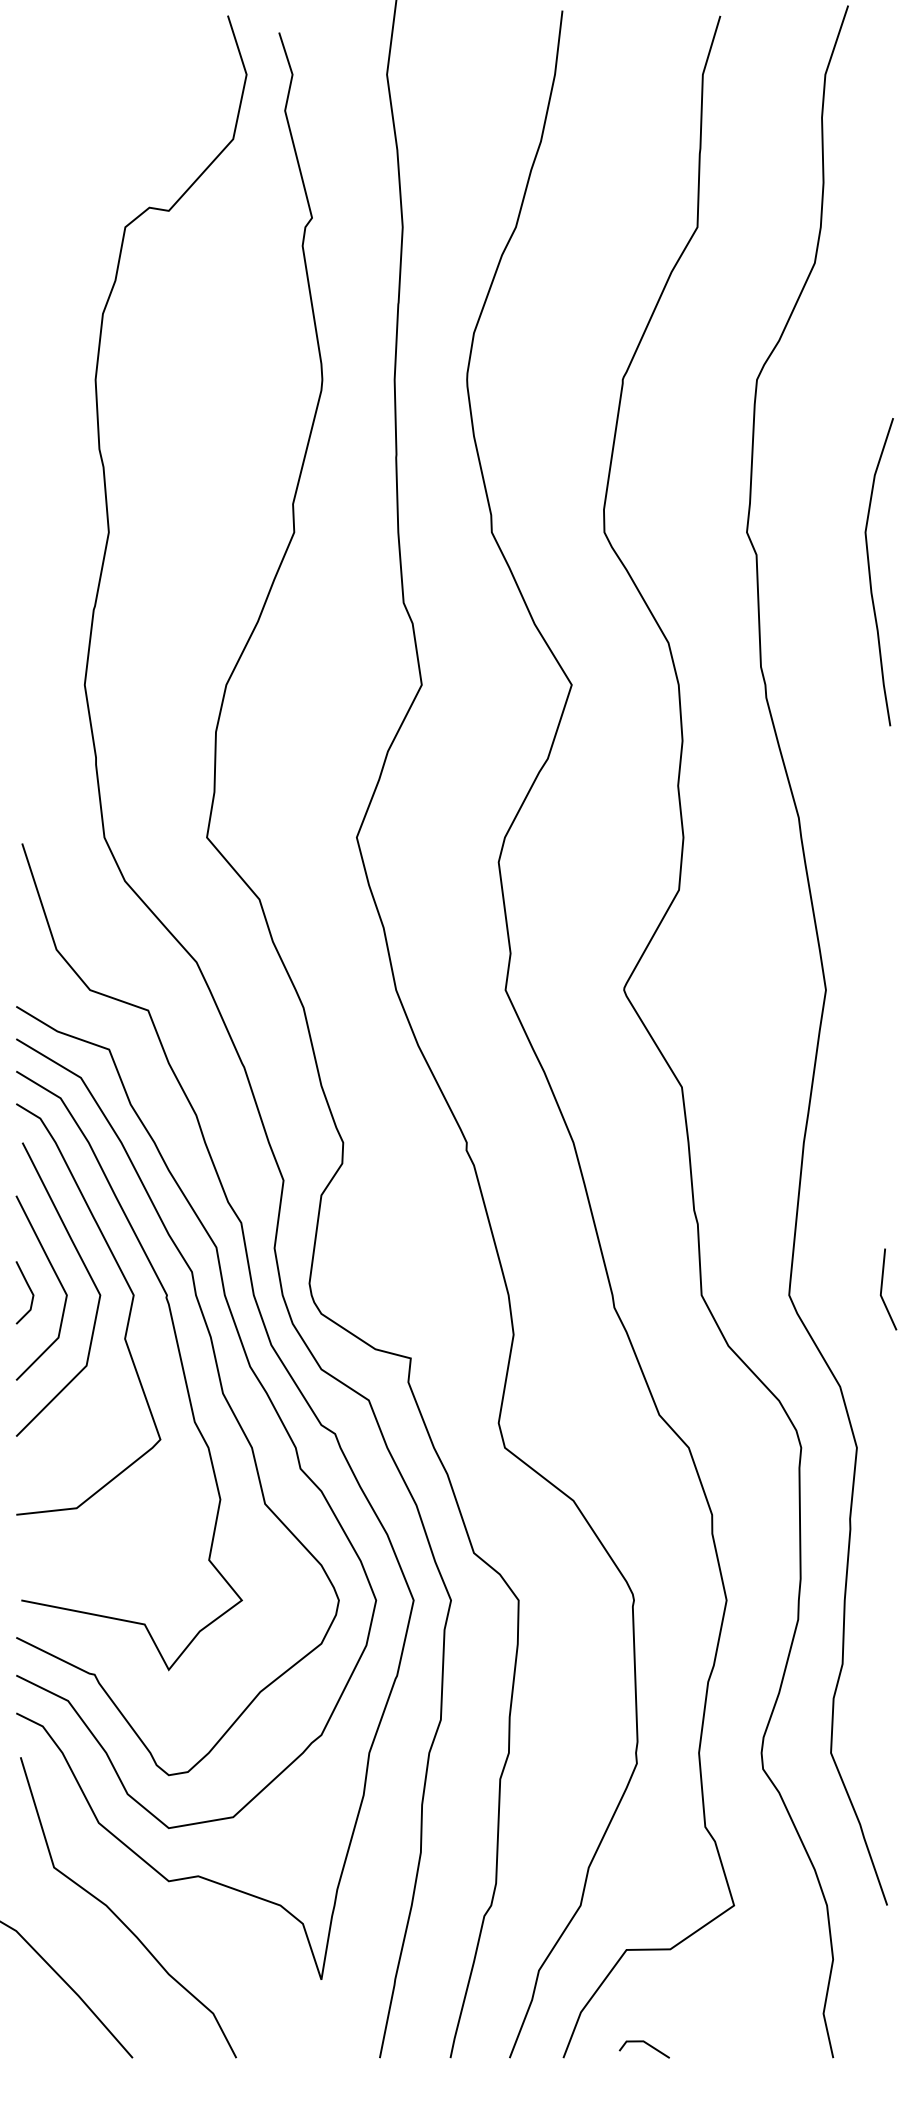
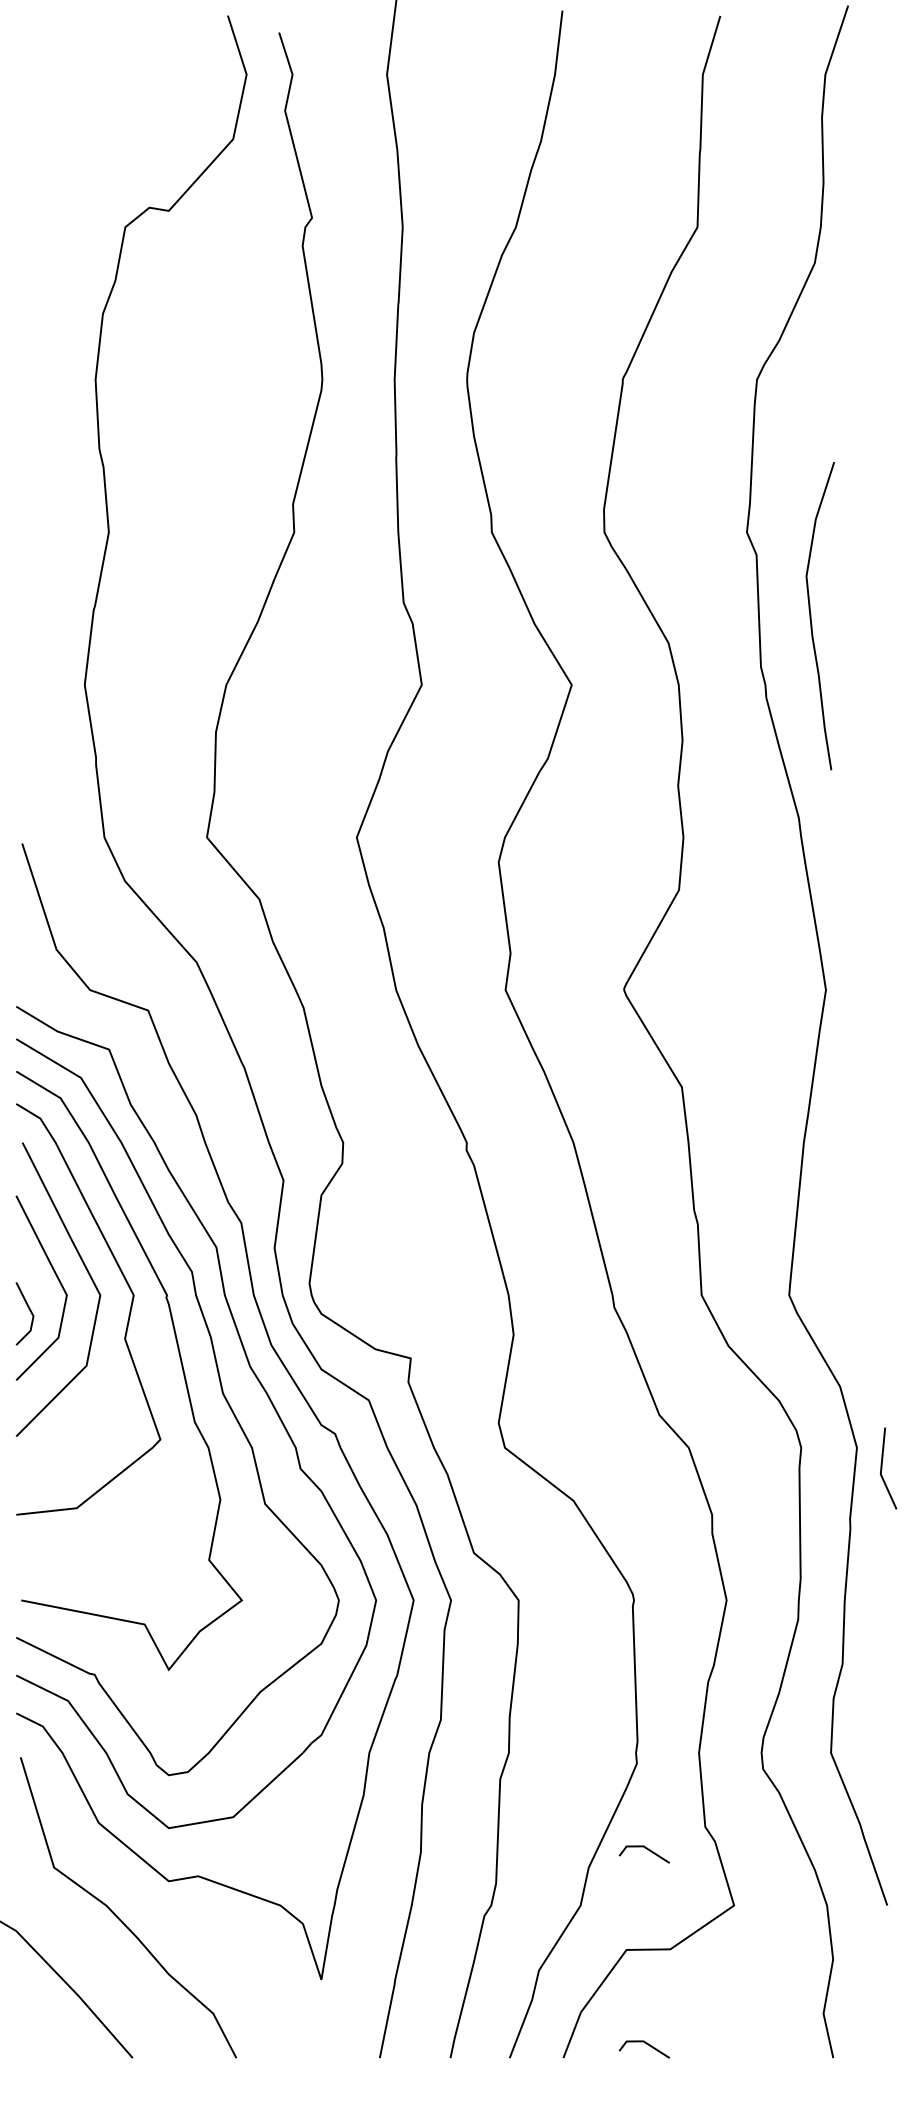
curve position: (870, 572) -> (811, 616) (811, 616)
line position: (28, 1288) -> (28, 1309) (28, 1309)
line position: (882, 1289) -> (882, 1468) (882, 1468)
line: none -> present (646, 1849)
